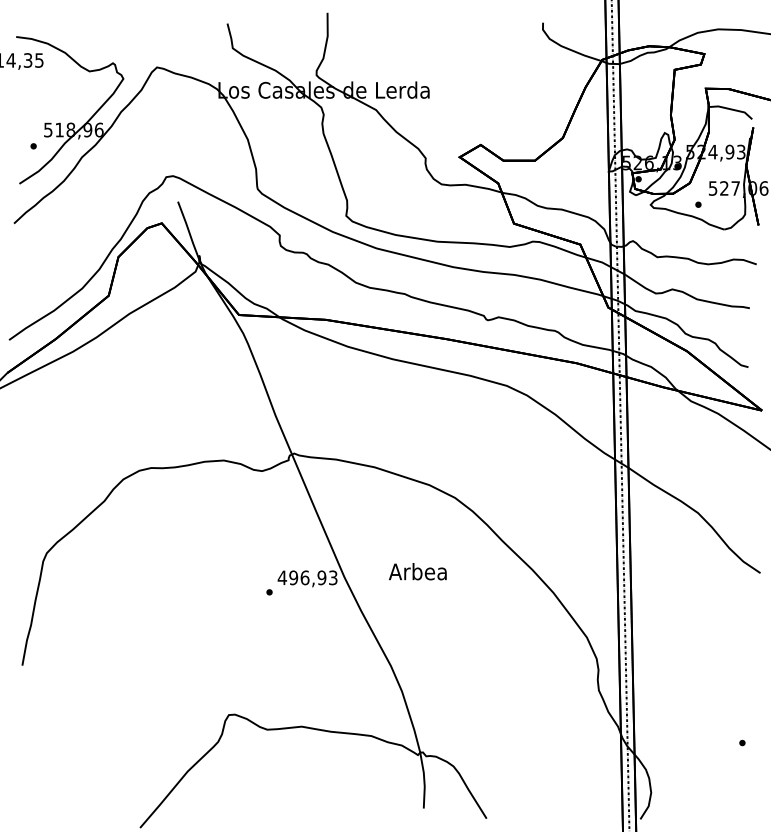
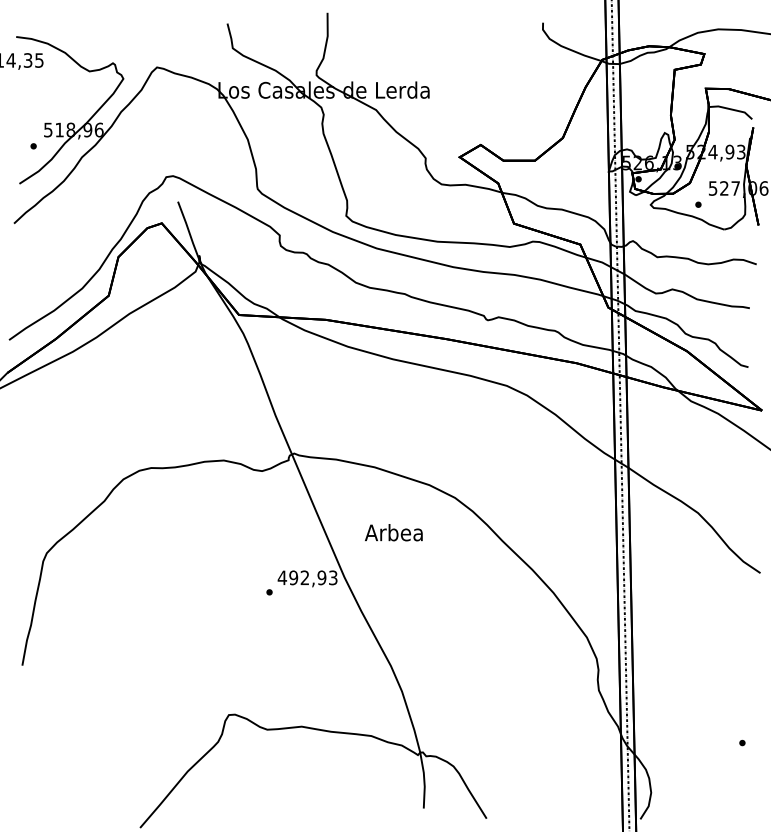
text position: (417, 571) -> (393, 532) (393, 532)
text: 496,93 -> 492,93 (304, 577)
